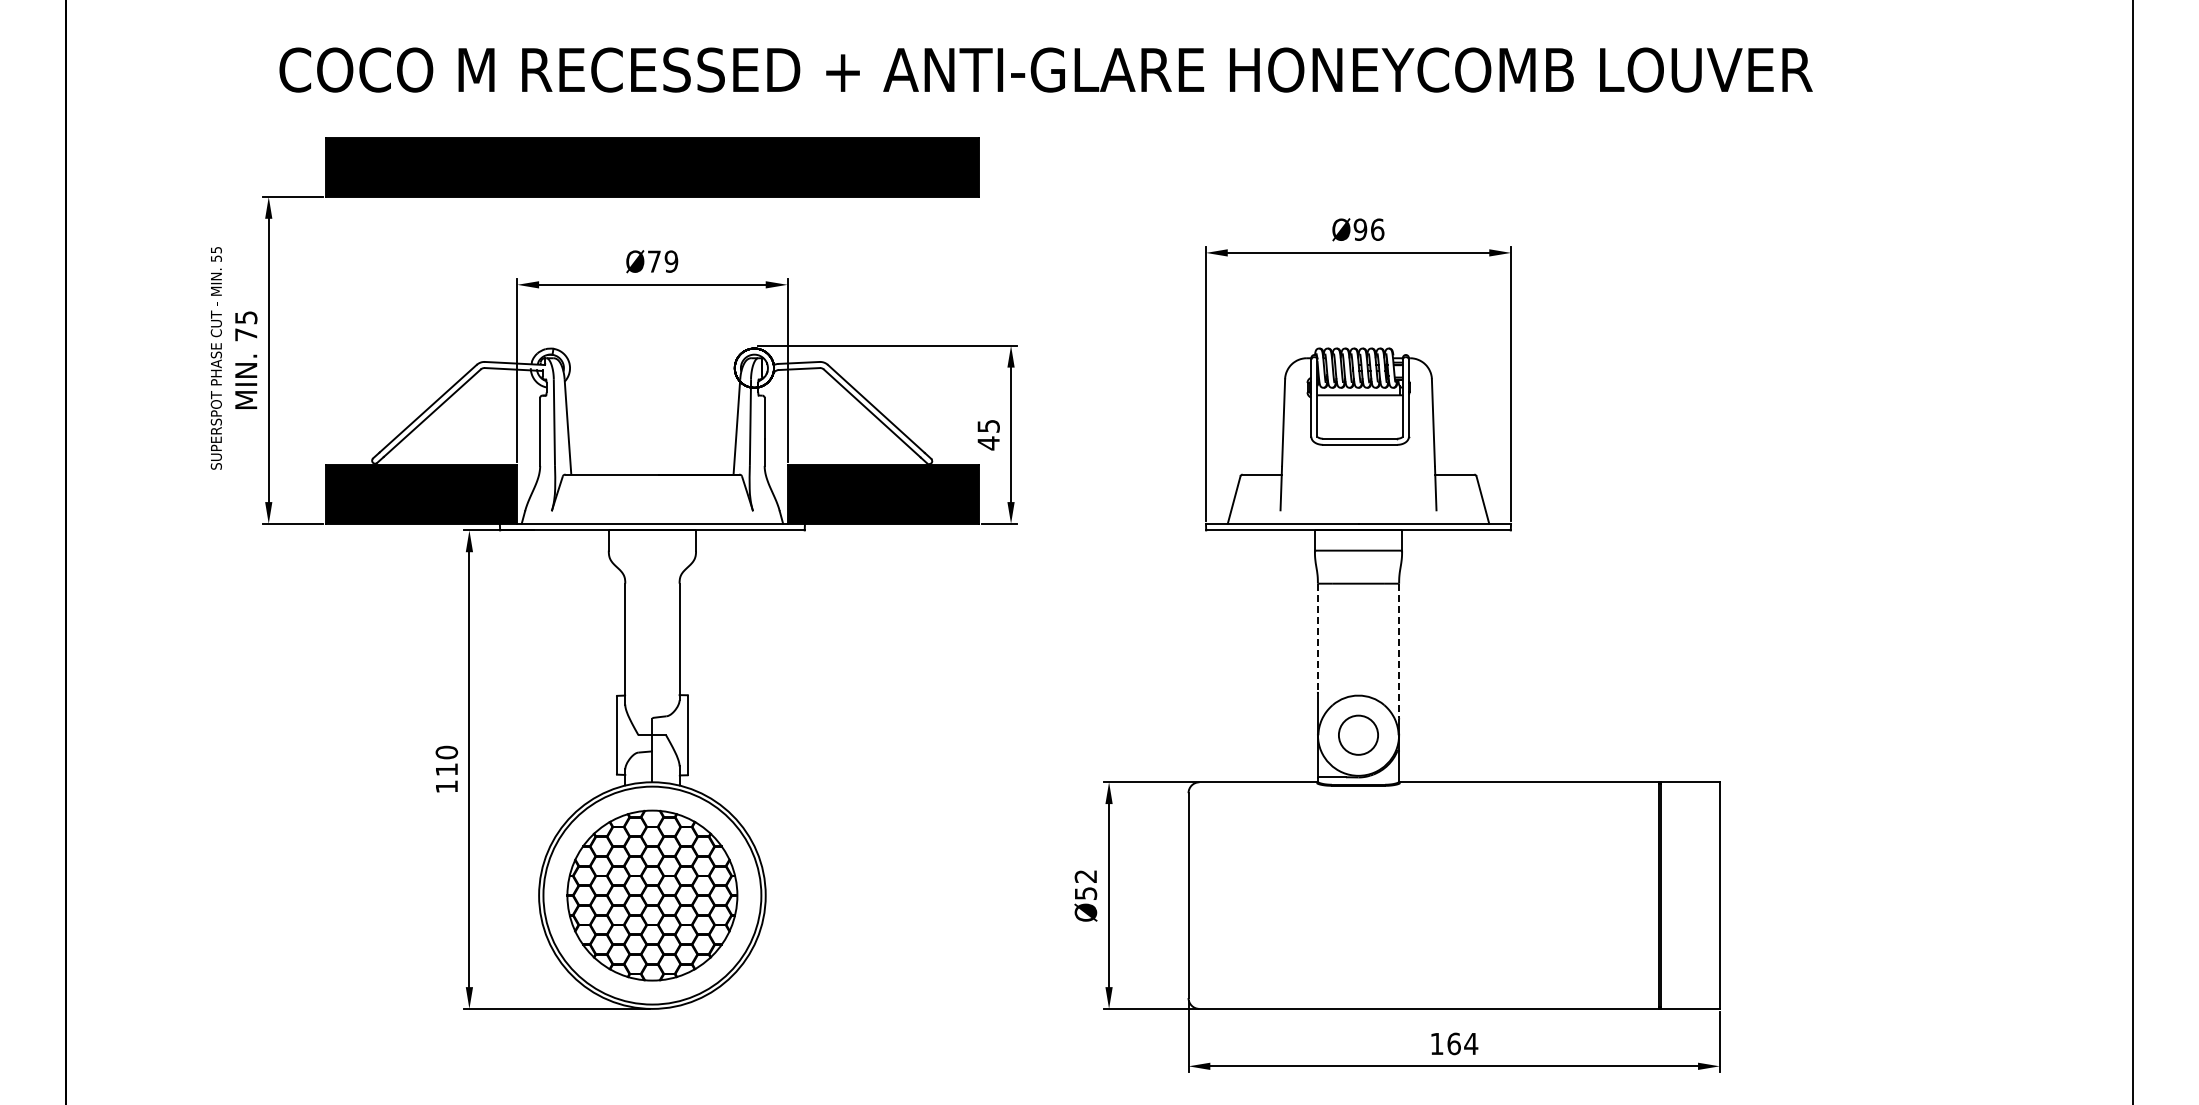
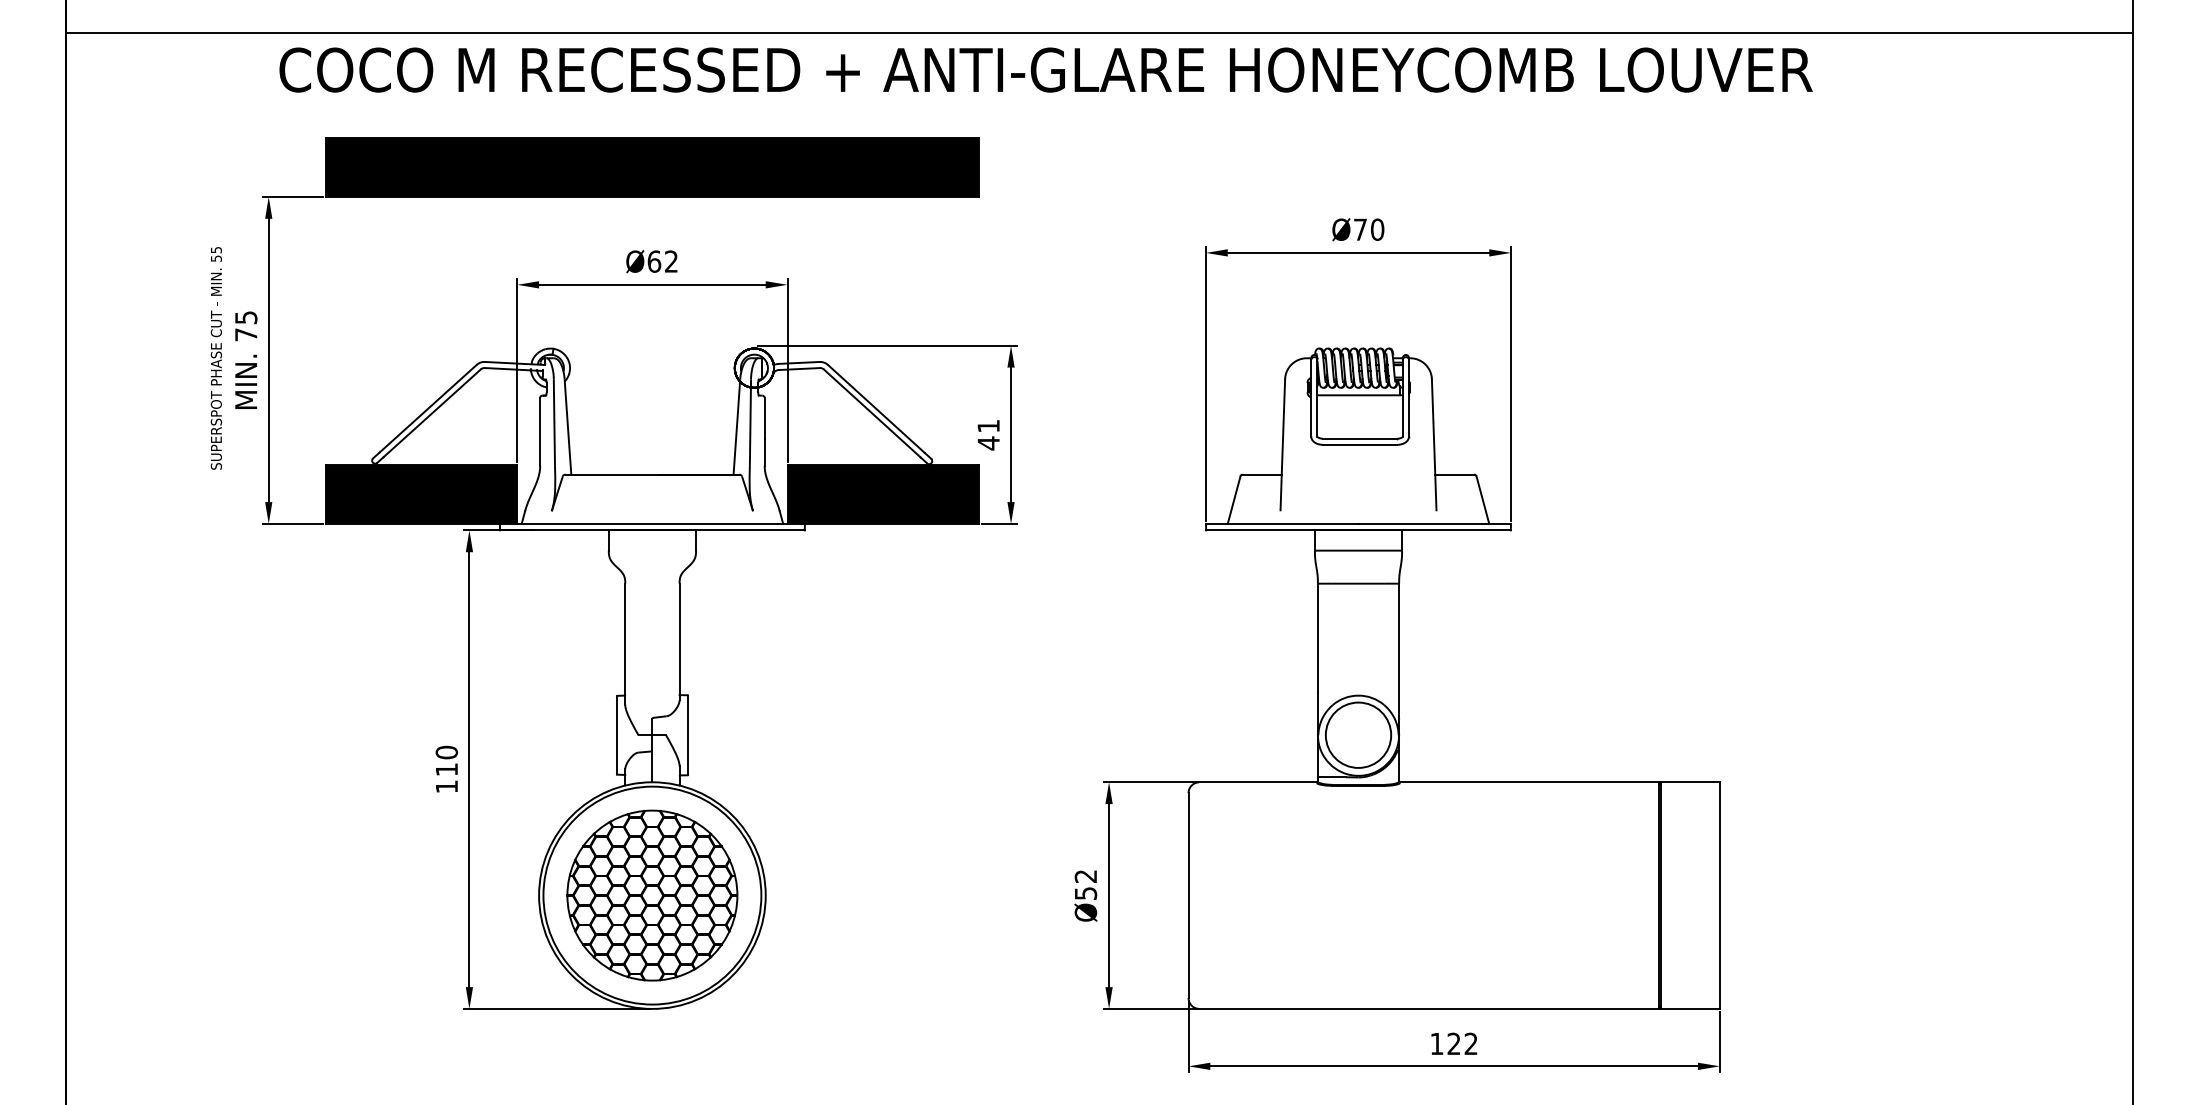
line: none -> present (1099, 33)
text: Ø96 -> Ø70 (1368, 229)
text: Ø79 -> Ø62 (662, 261)
text: 45 -> 41 (988, 426)
line: dashed -> solid (1317, 638)
line: dashed -> solid (1399, 651)
circle diameter: 39 px -> 65 px (1358, 734)
text: 164 -> 122 (1462, 1043)
